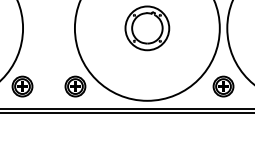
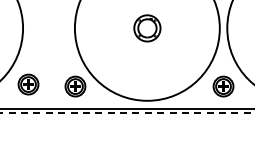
part size: 47x47 px -> 29x29 px (147, 28)
part position: (22, 86) -> (28, 84) (28, 84)
line: solid -> dashed (127, 113)
